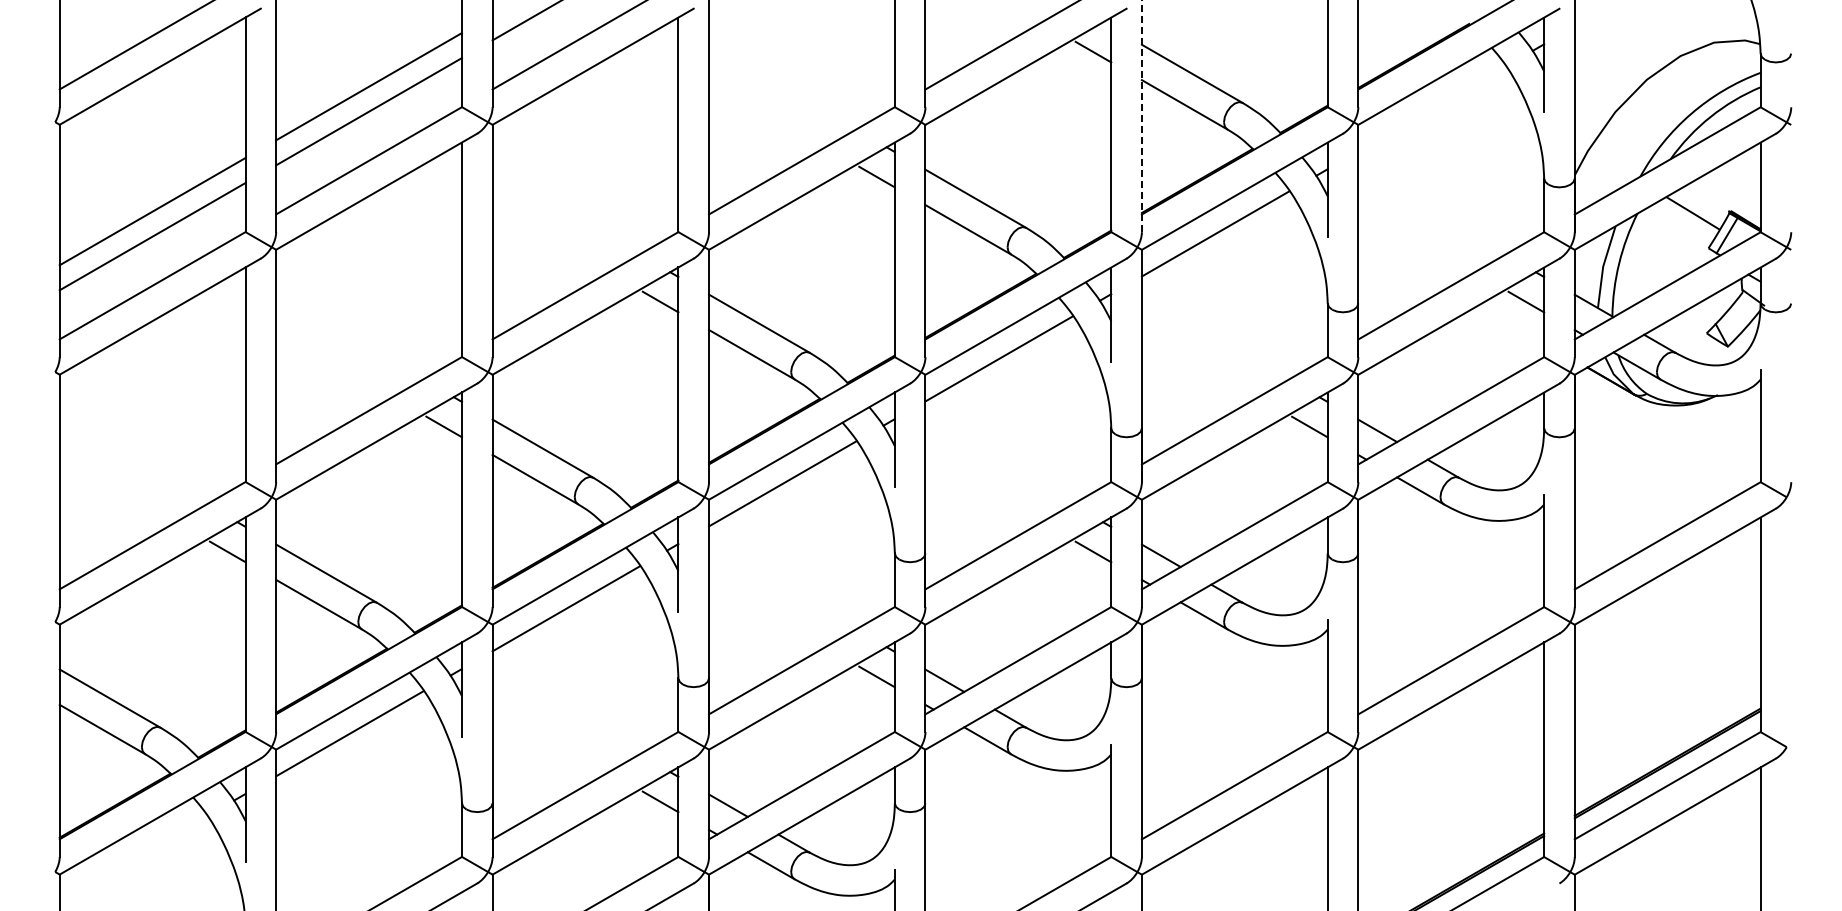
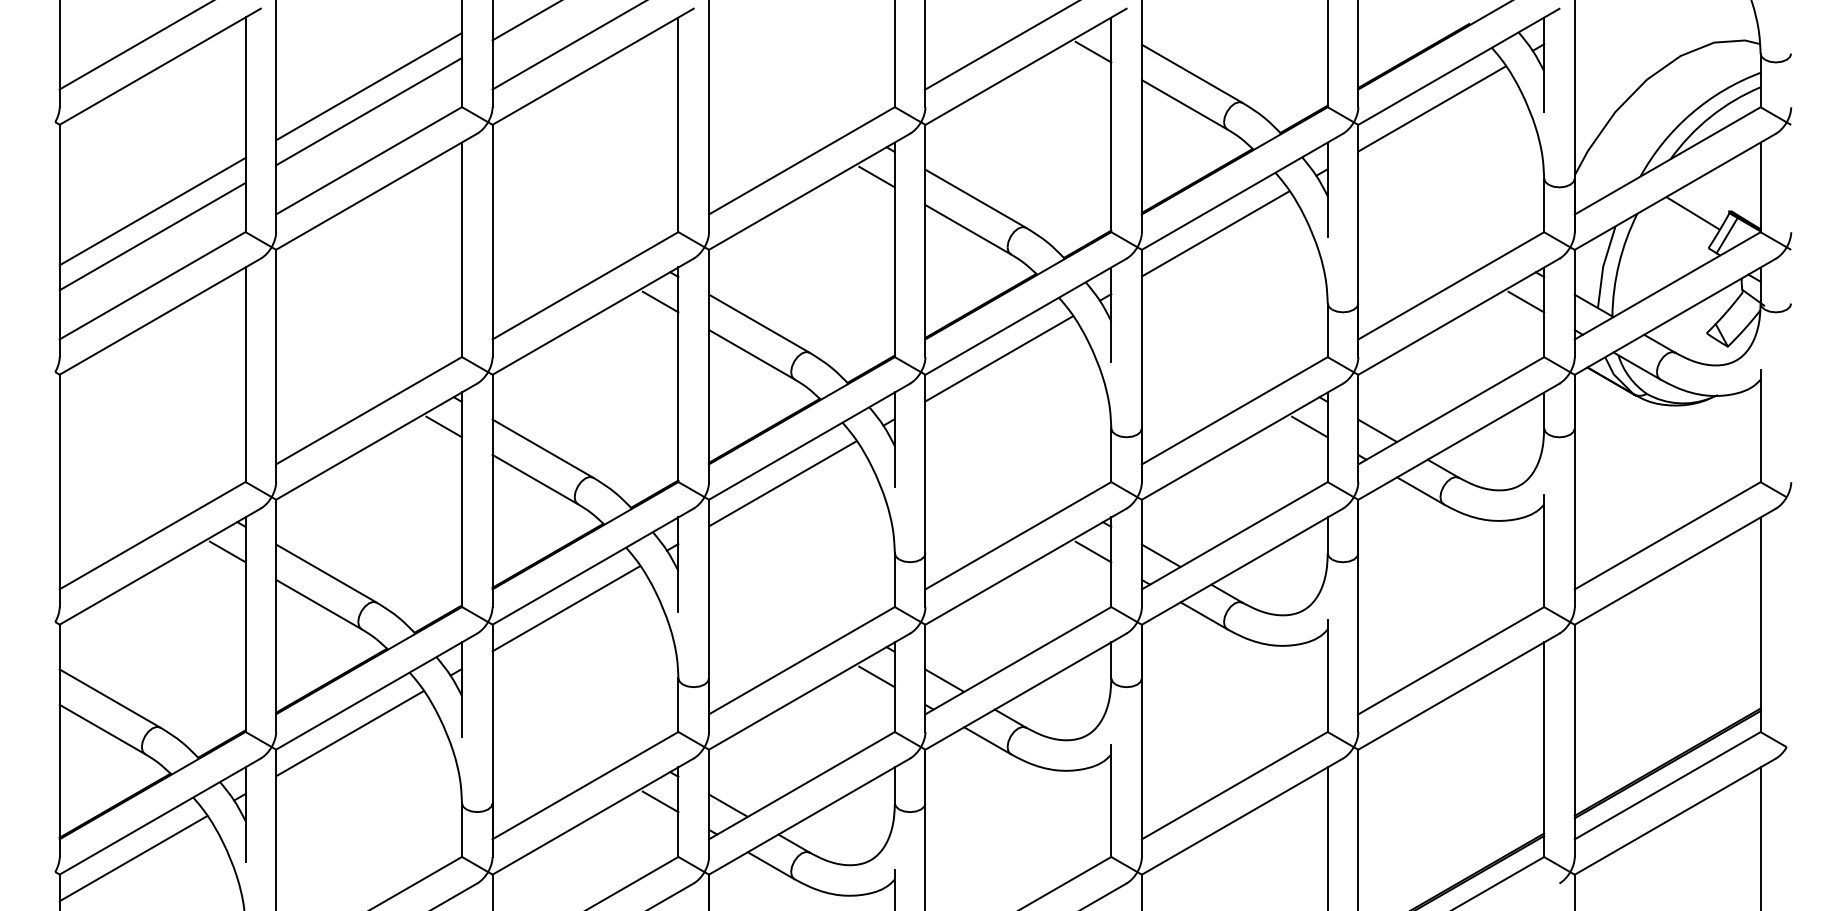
line: none -> present (1431, 108)
line: dashed -> solid (1141, 116)
line: none -> present (133, 858)
